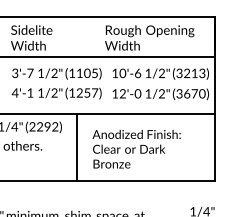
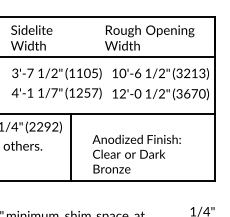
text: 1/2" -> 1/7" (54, 92)
line position: (77, 147) -> (71, 147) (71, 147)
text position: (136, 148) -> (136, 153) (136, 153)
